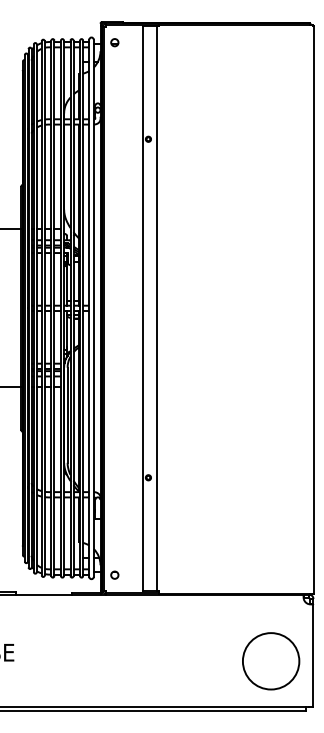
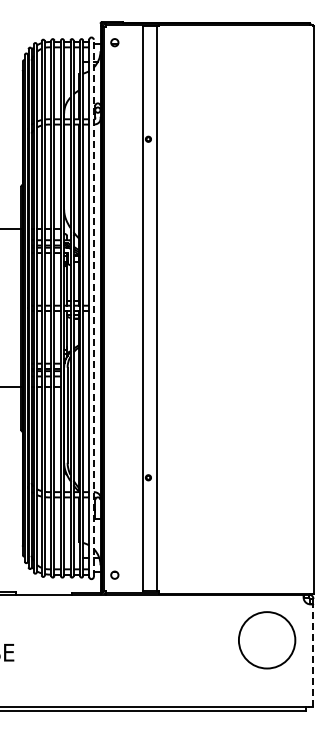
line: solid -> dashed (93, 308)
line: solid -> dashed (313, 654)
circle position: (271, 661) -> (267, 640) (267, 640)
